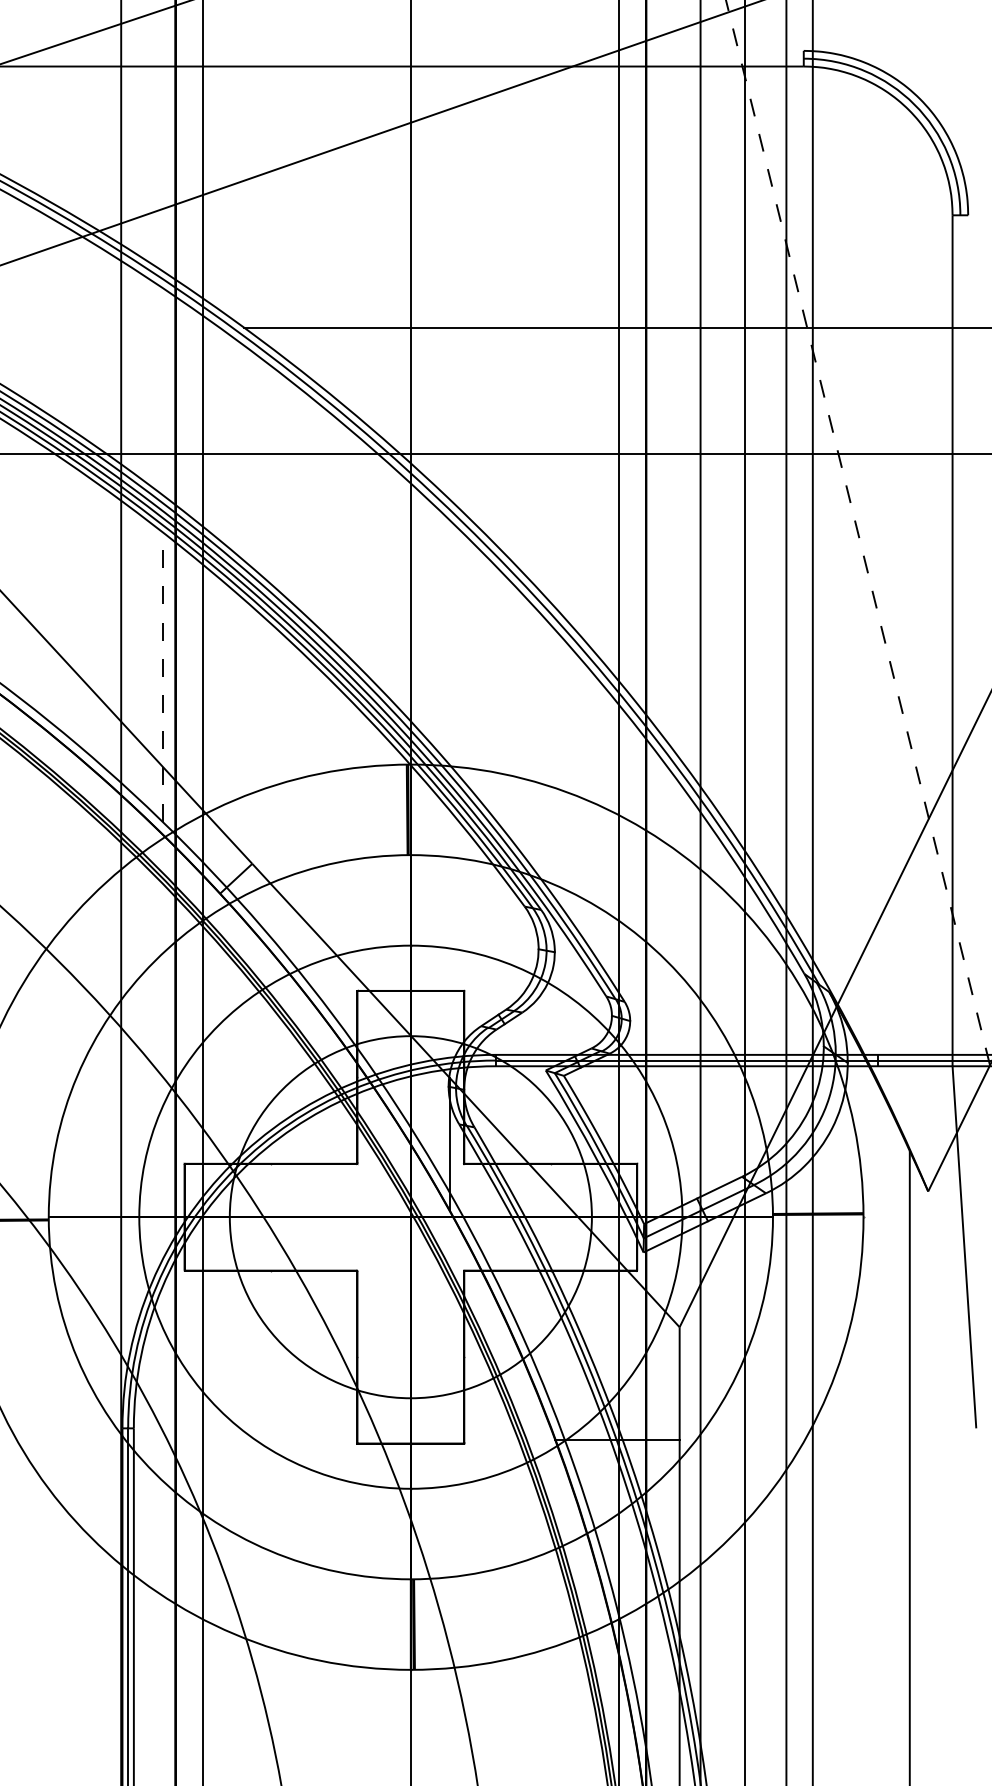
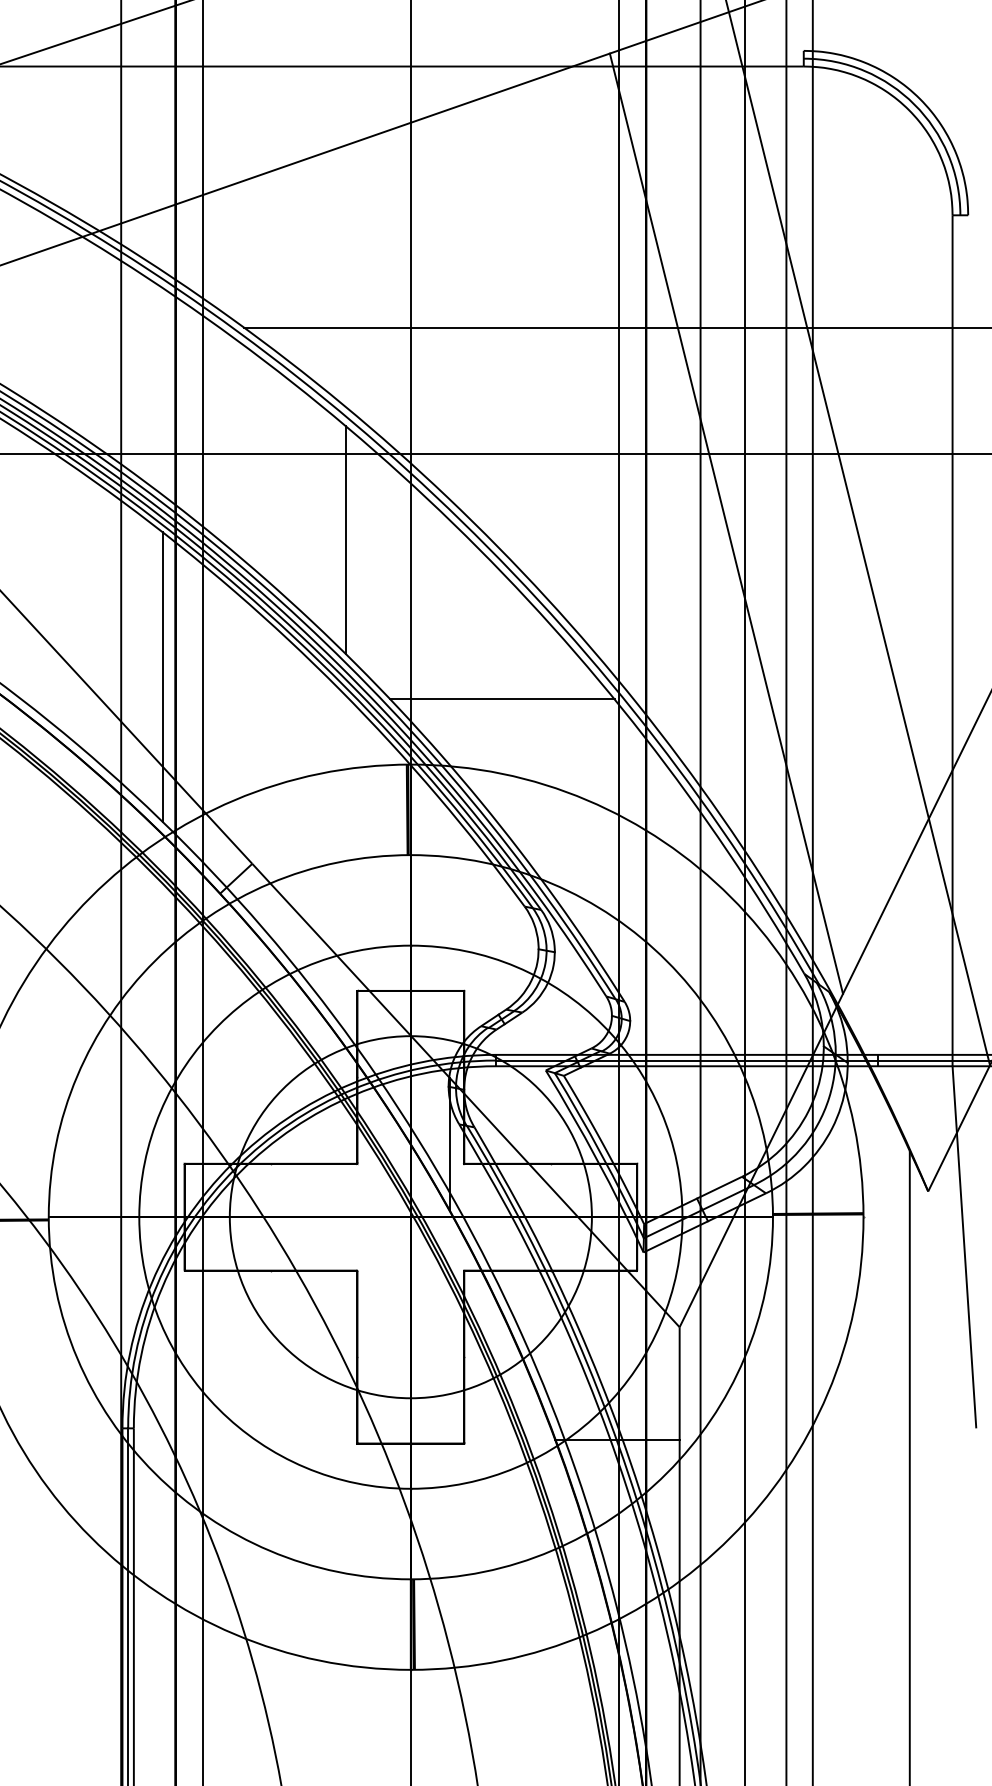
line: none -> present (726, 523)
line: dashed -> solid (858, 532)
line: none -> present (346, 540)
line: dashed -> solid (162, 676)
line: none -> present (502, 699)
